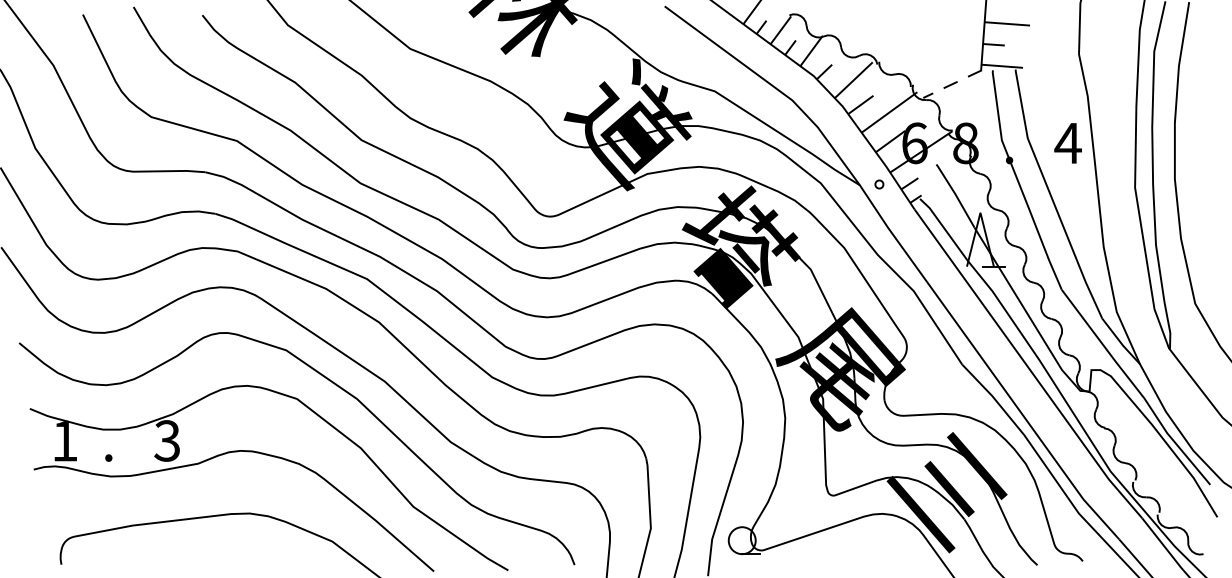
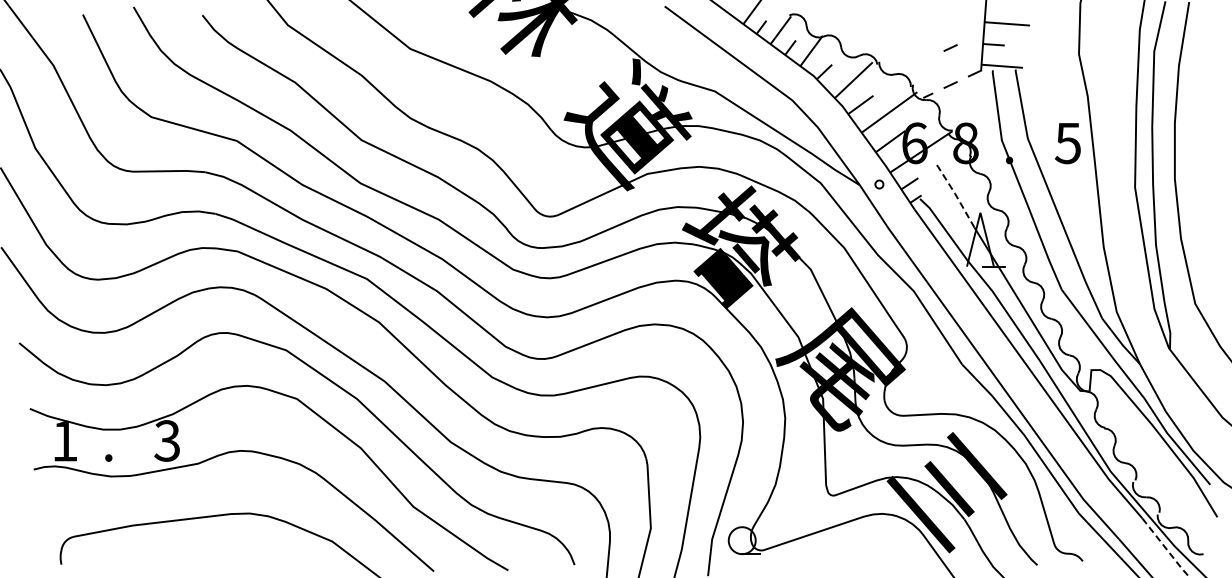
line: none -> present (950, 47)
text: 4 -> 5 (1067, 143)
line: solid -> dashed (955, 193)
line: solid -> dashed (1166, 548)
